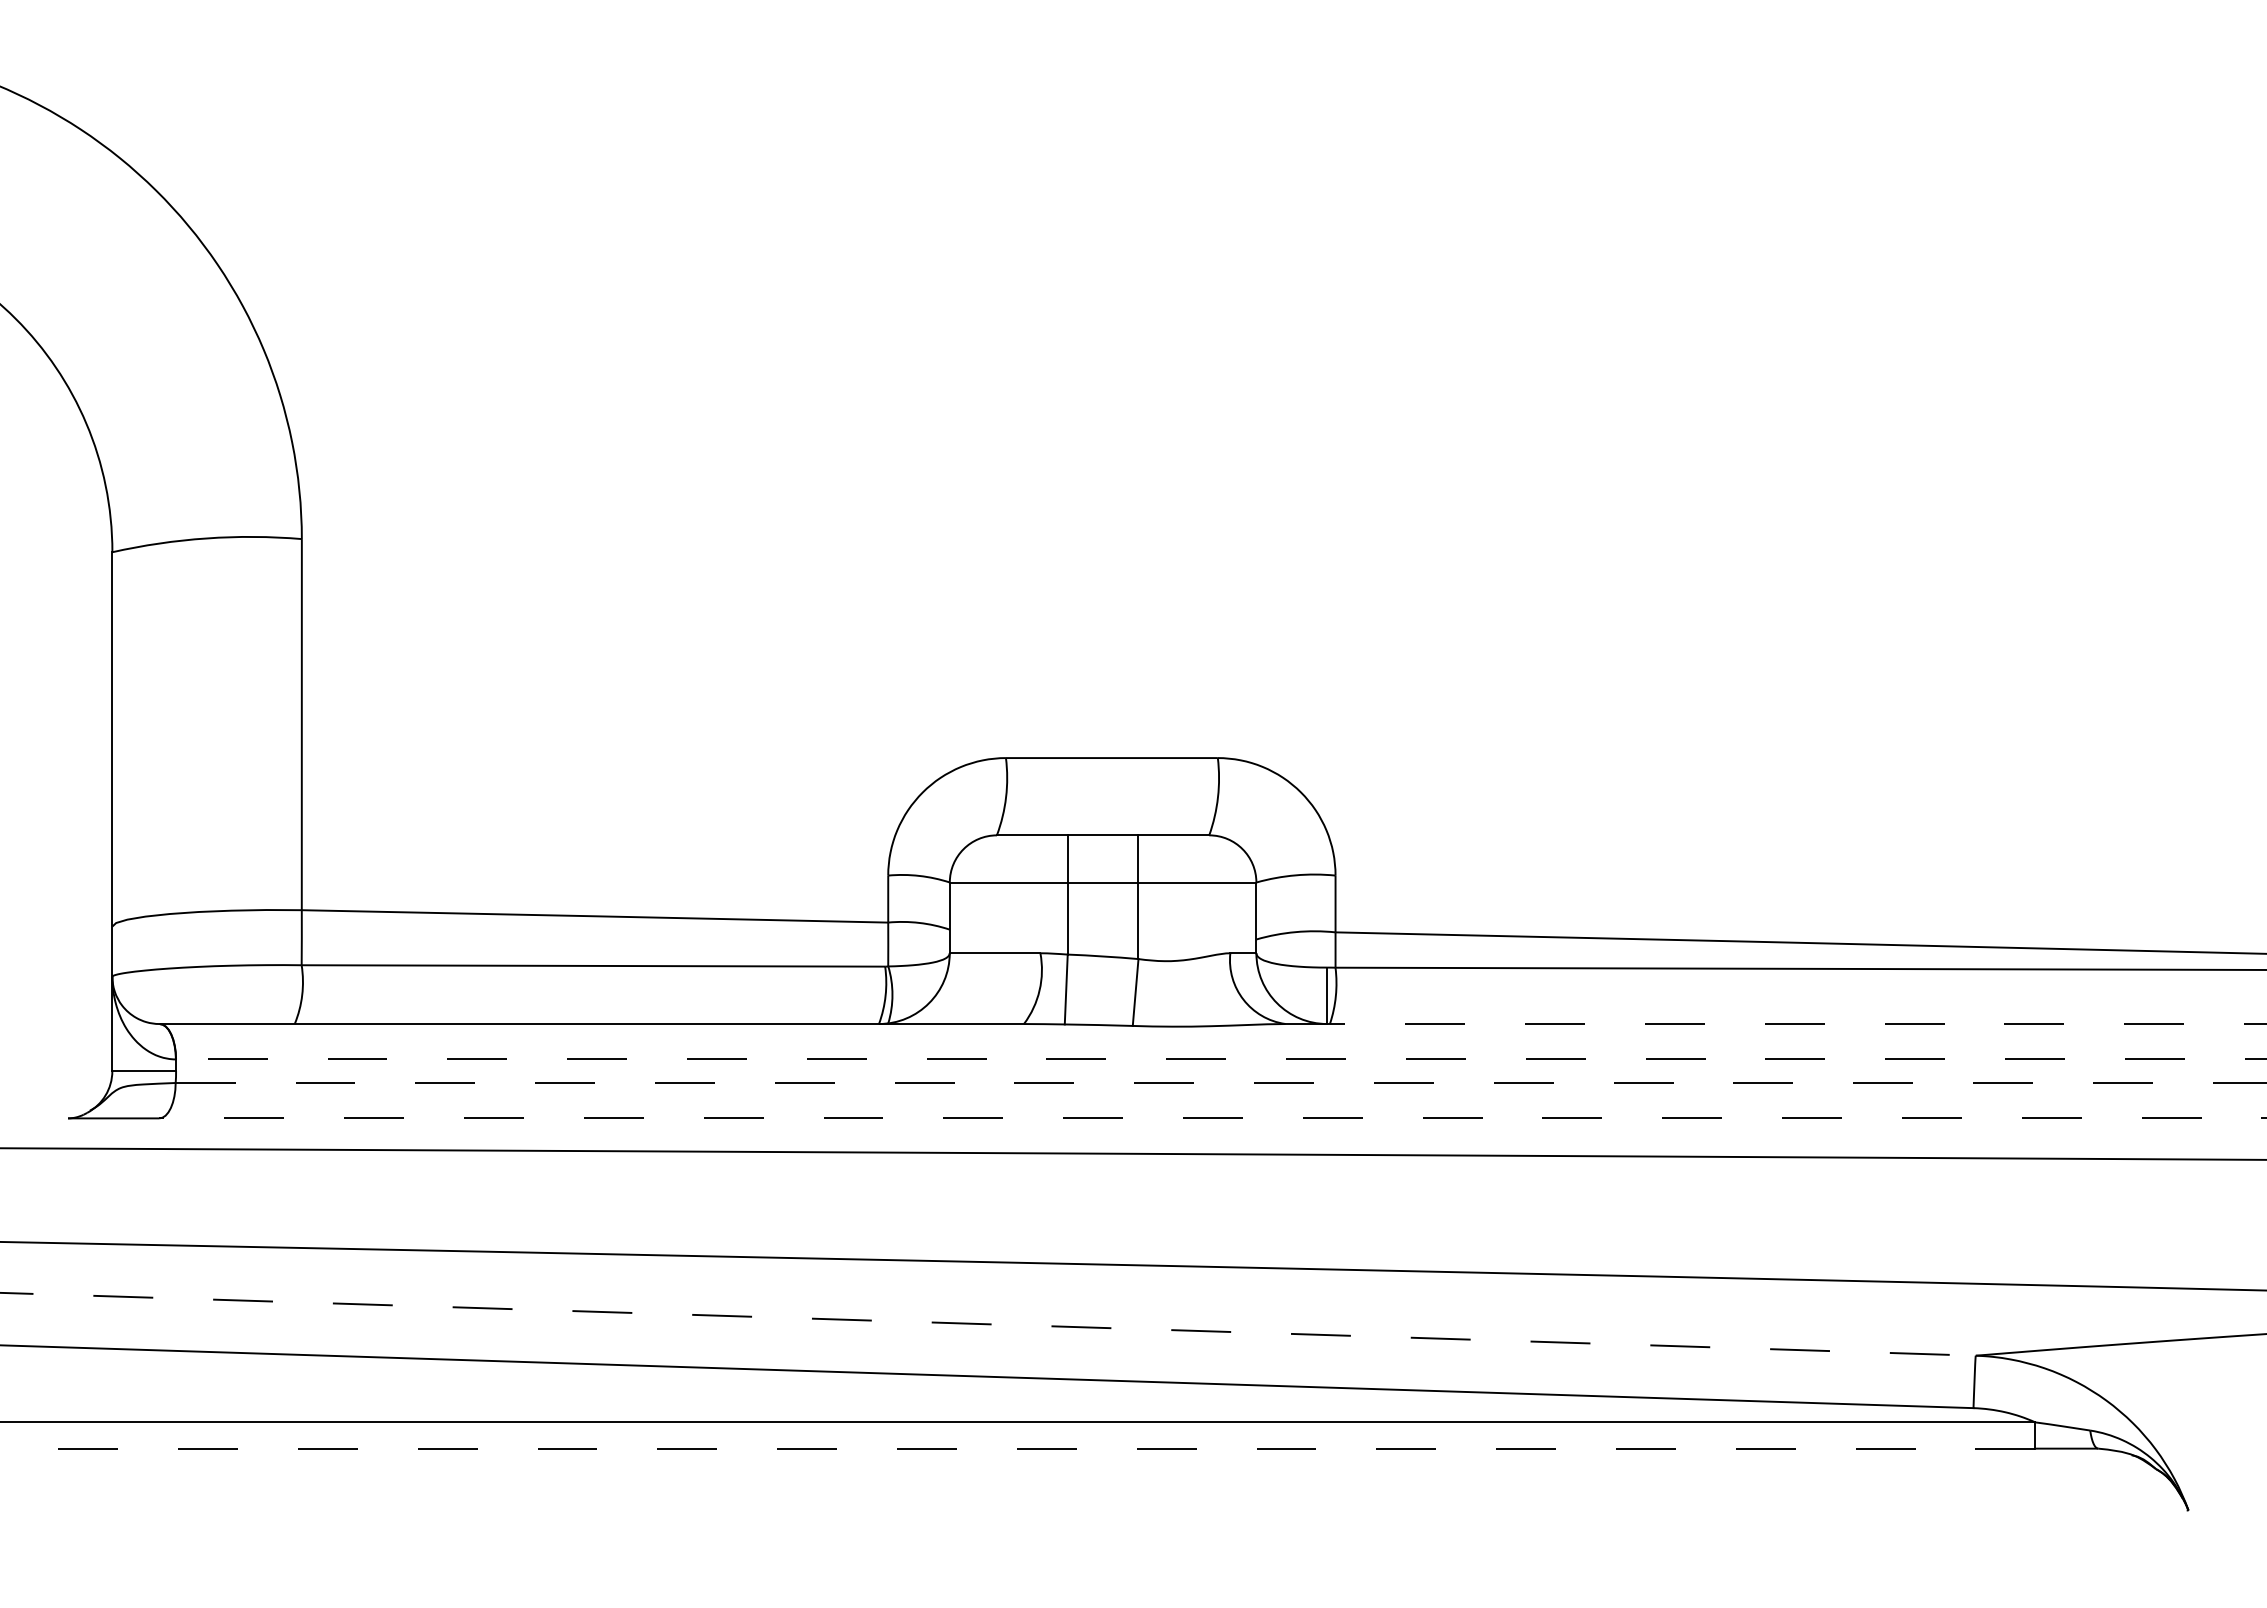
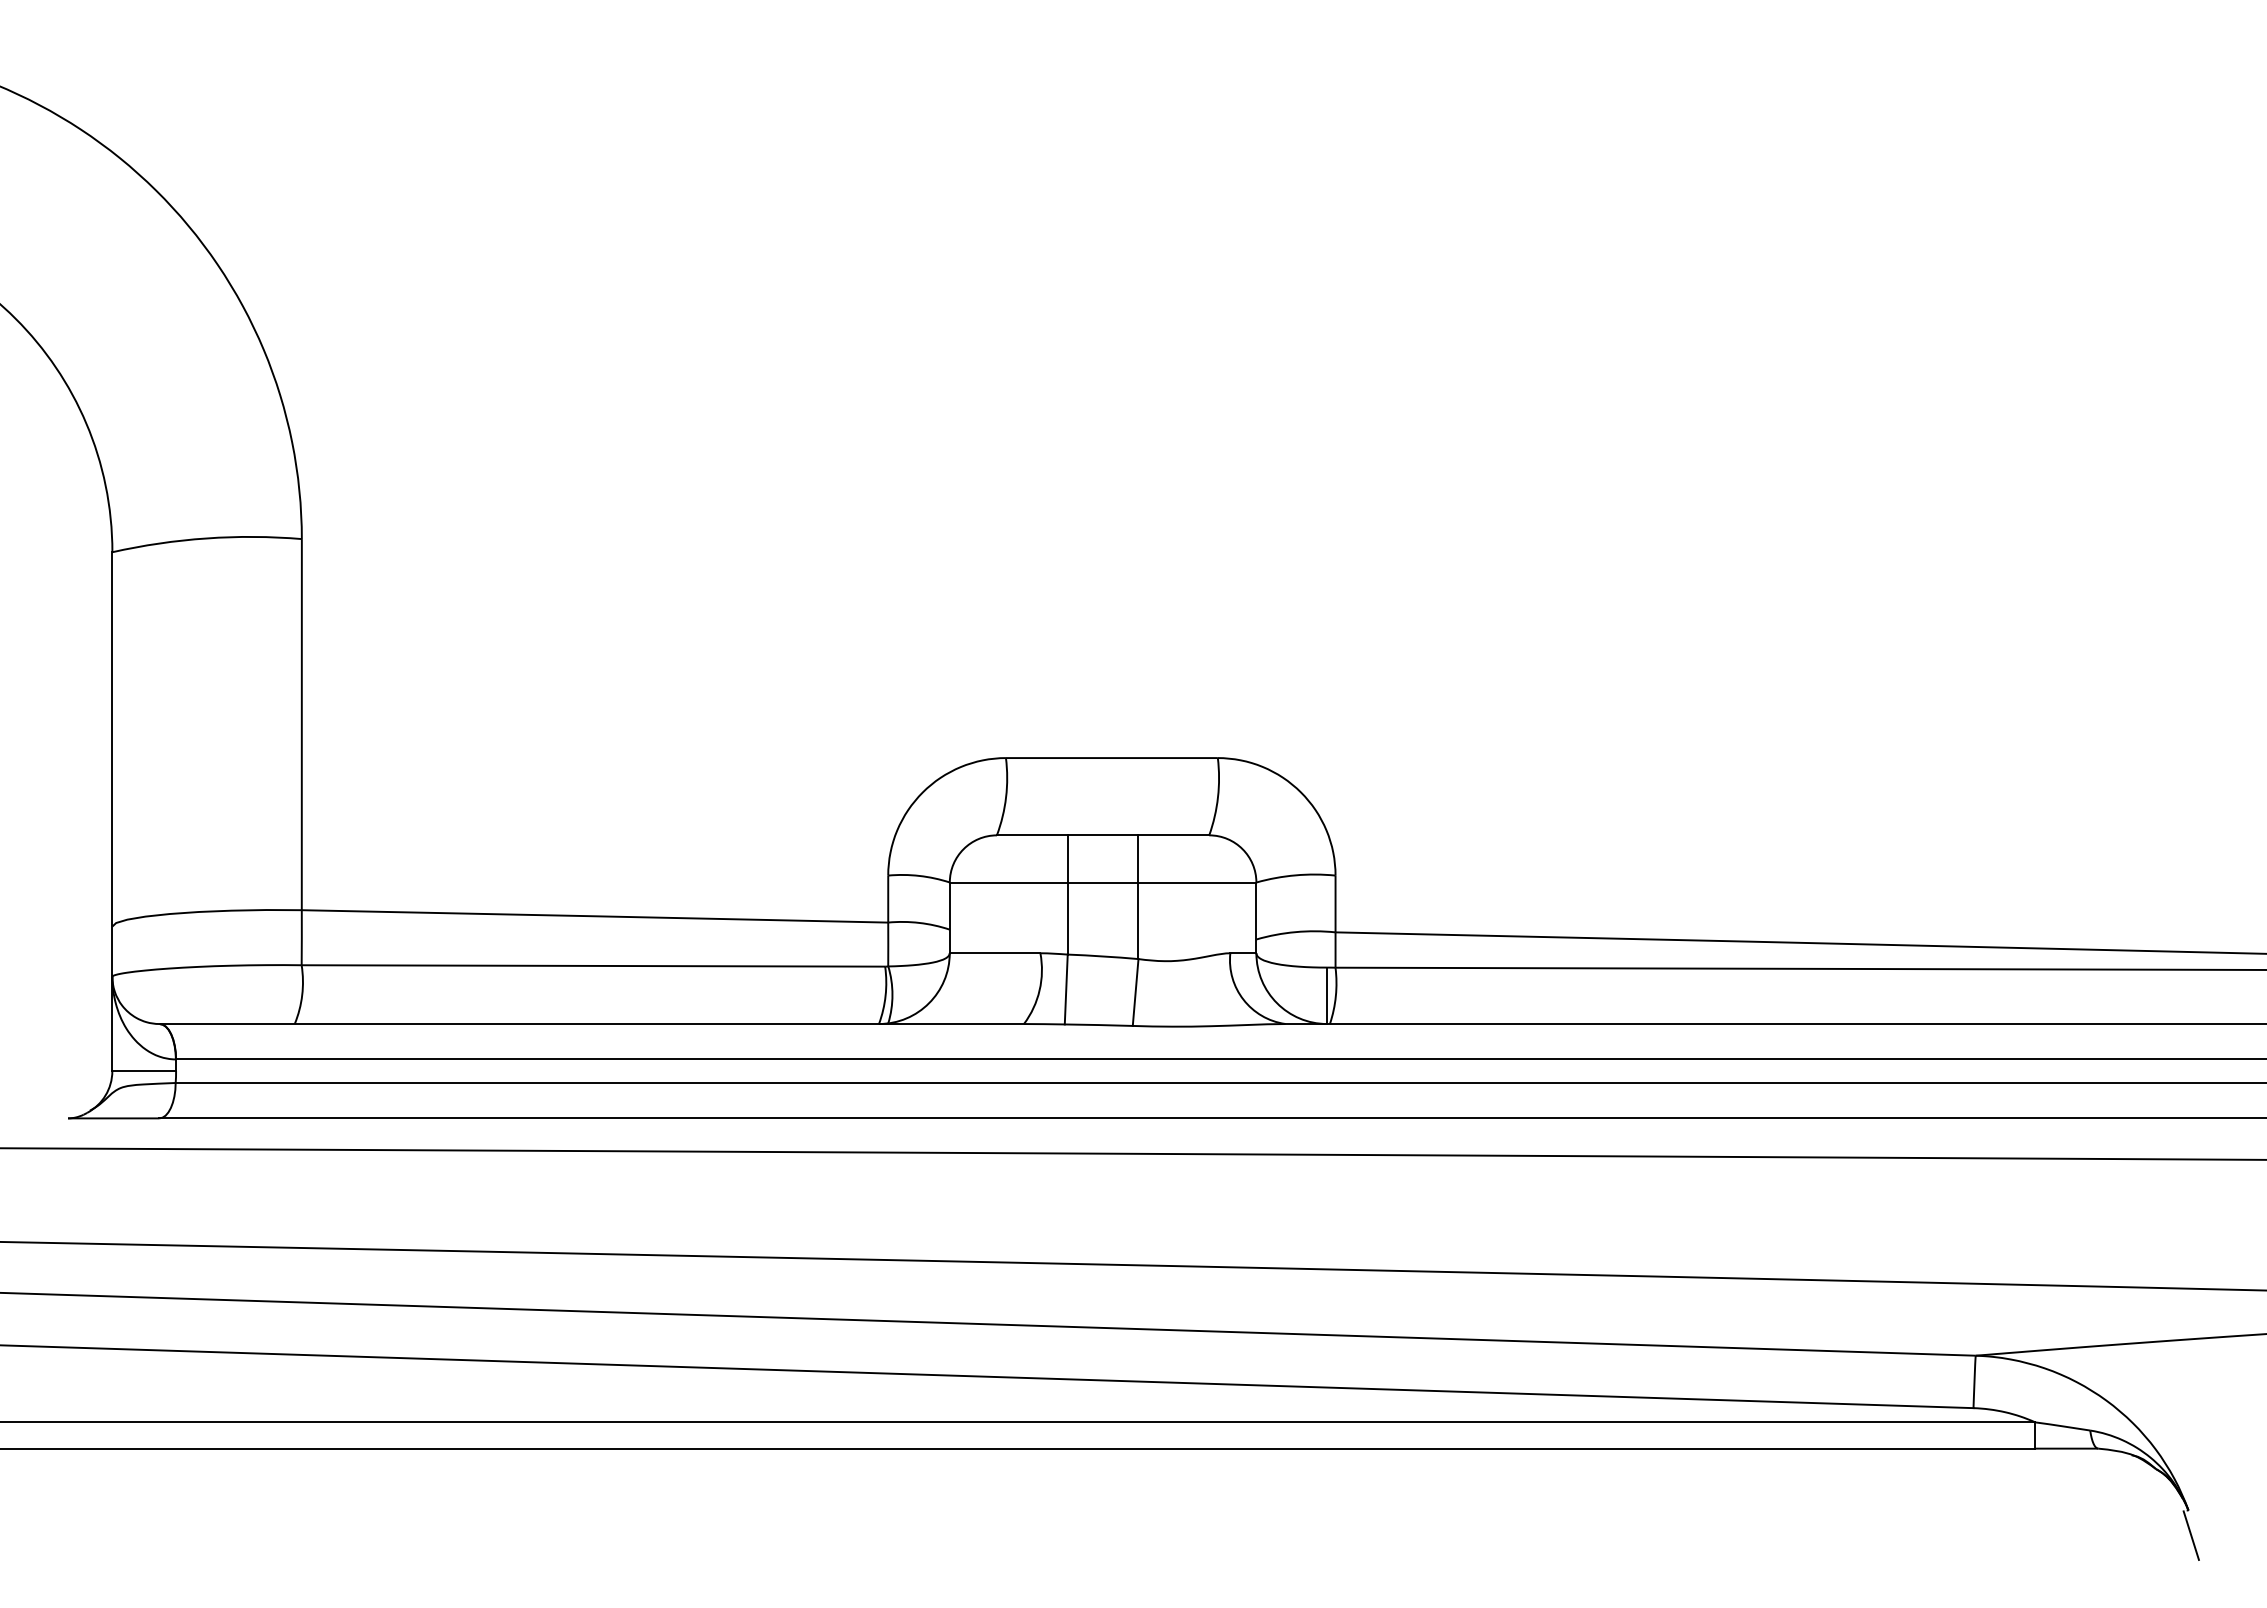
line: dashed -> solid (1776, 1024)
line: dashed -> solid (1221, 1059)
line: dashed -> solid (1221, 1082)
line: dashed -> solid (1213, 1118)
line: dashed -> solid (987, 1324)
line: dashed -> solid (1017, 1448)
line: none -> present (2190, 1535)
